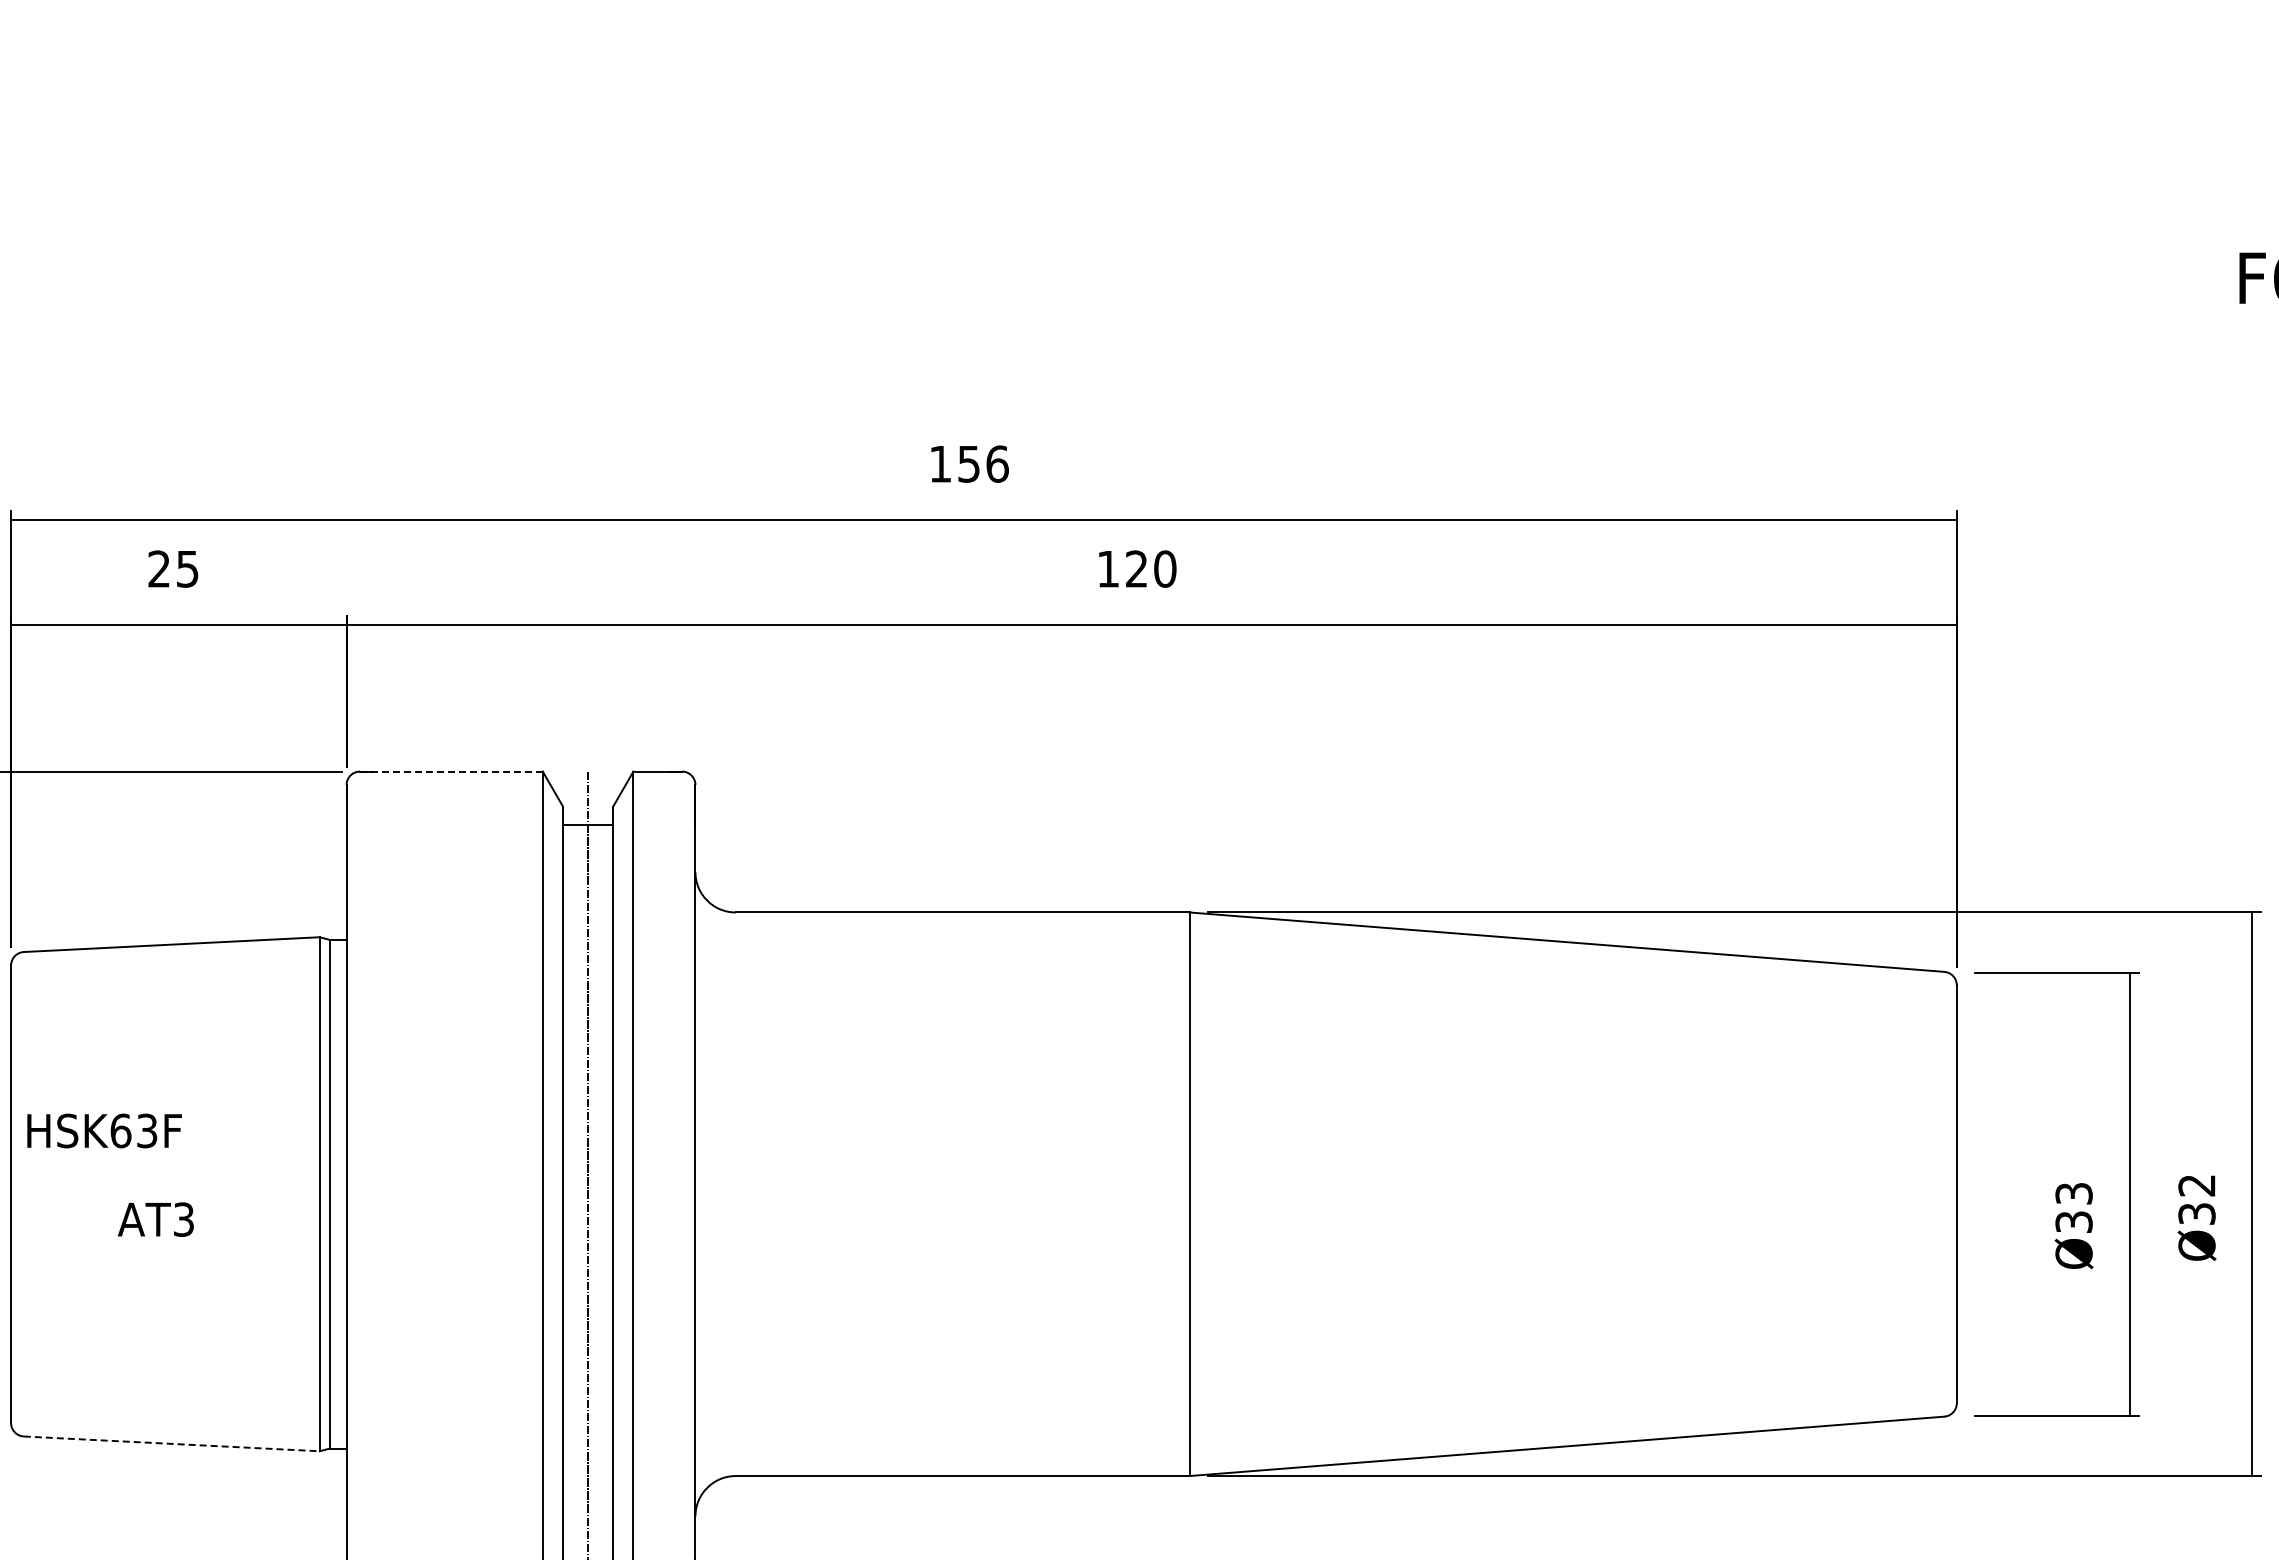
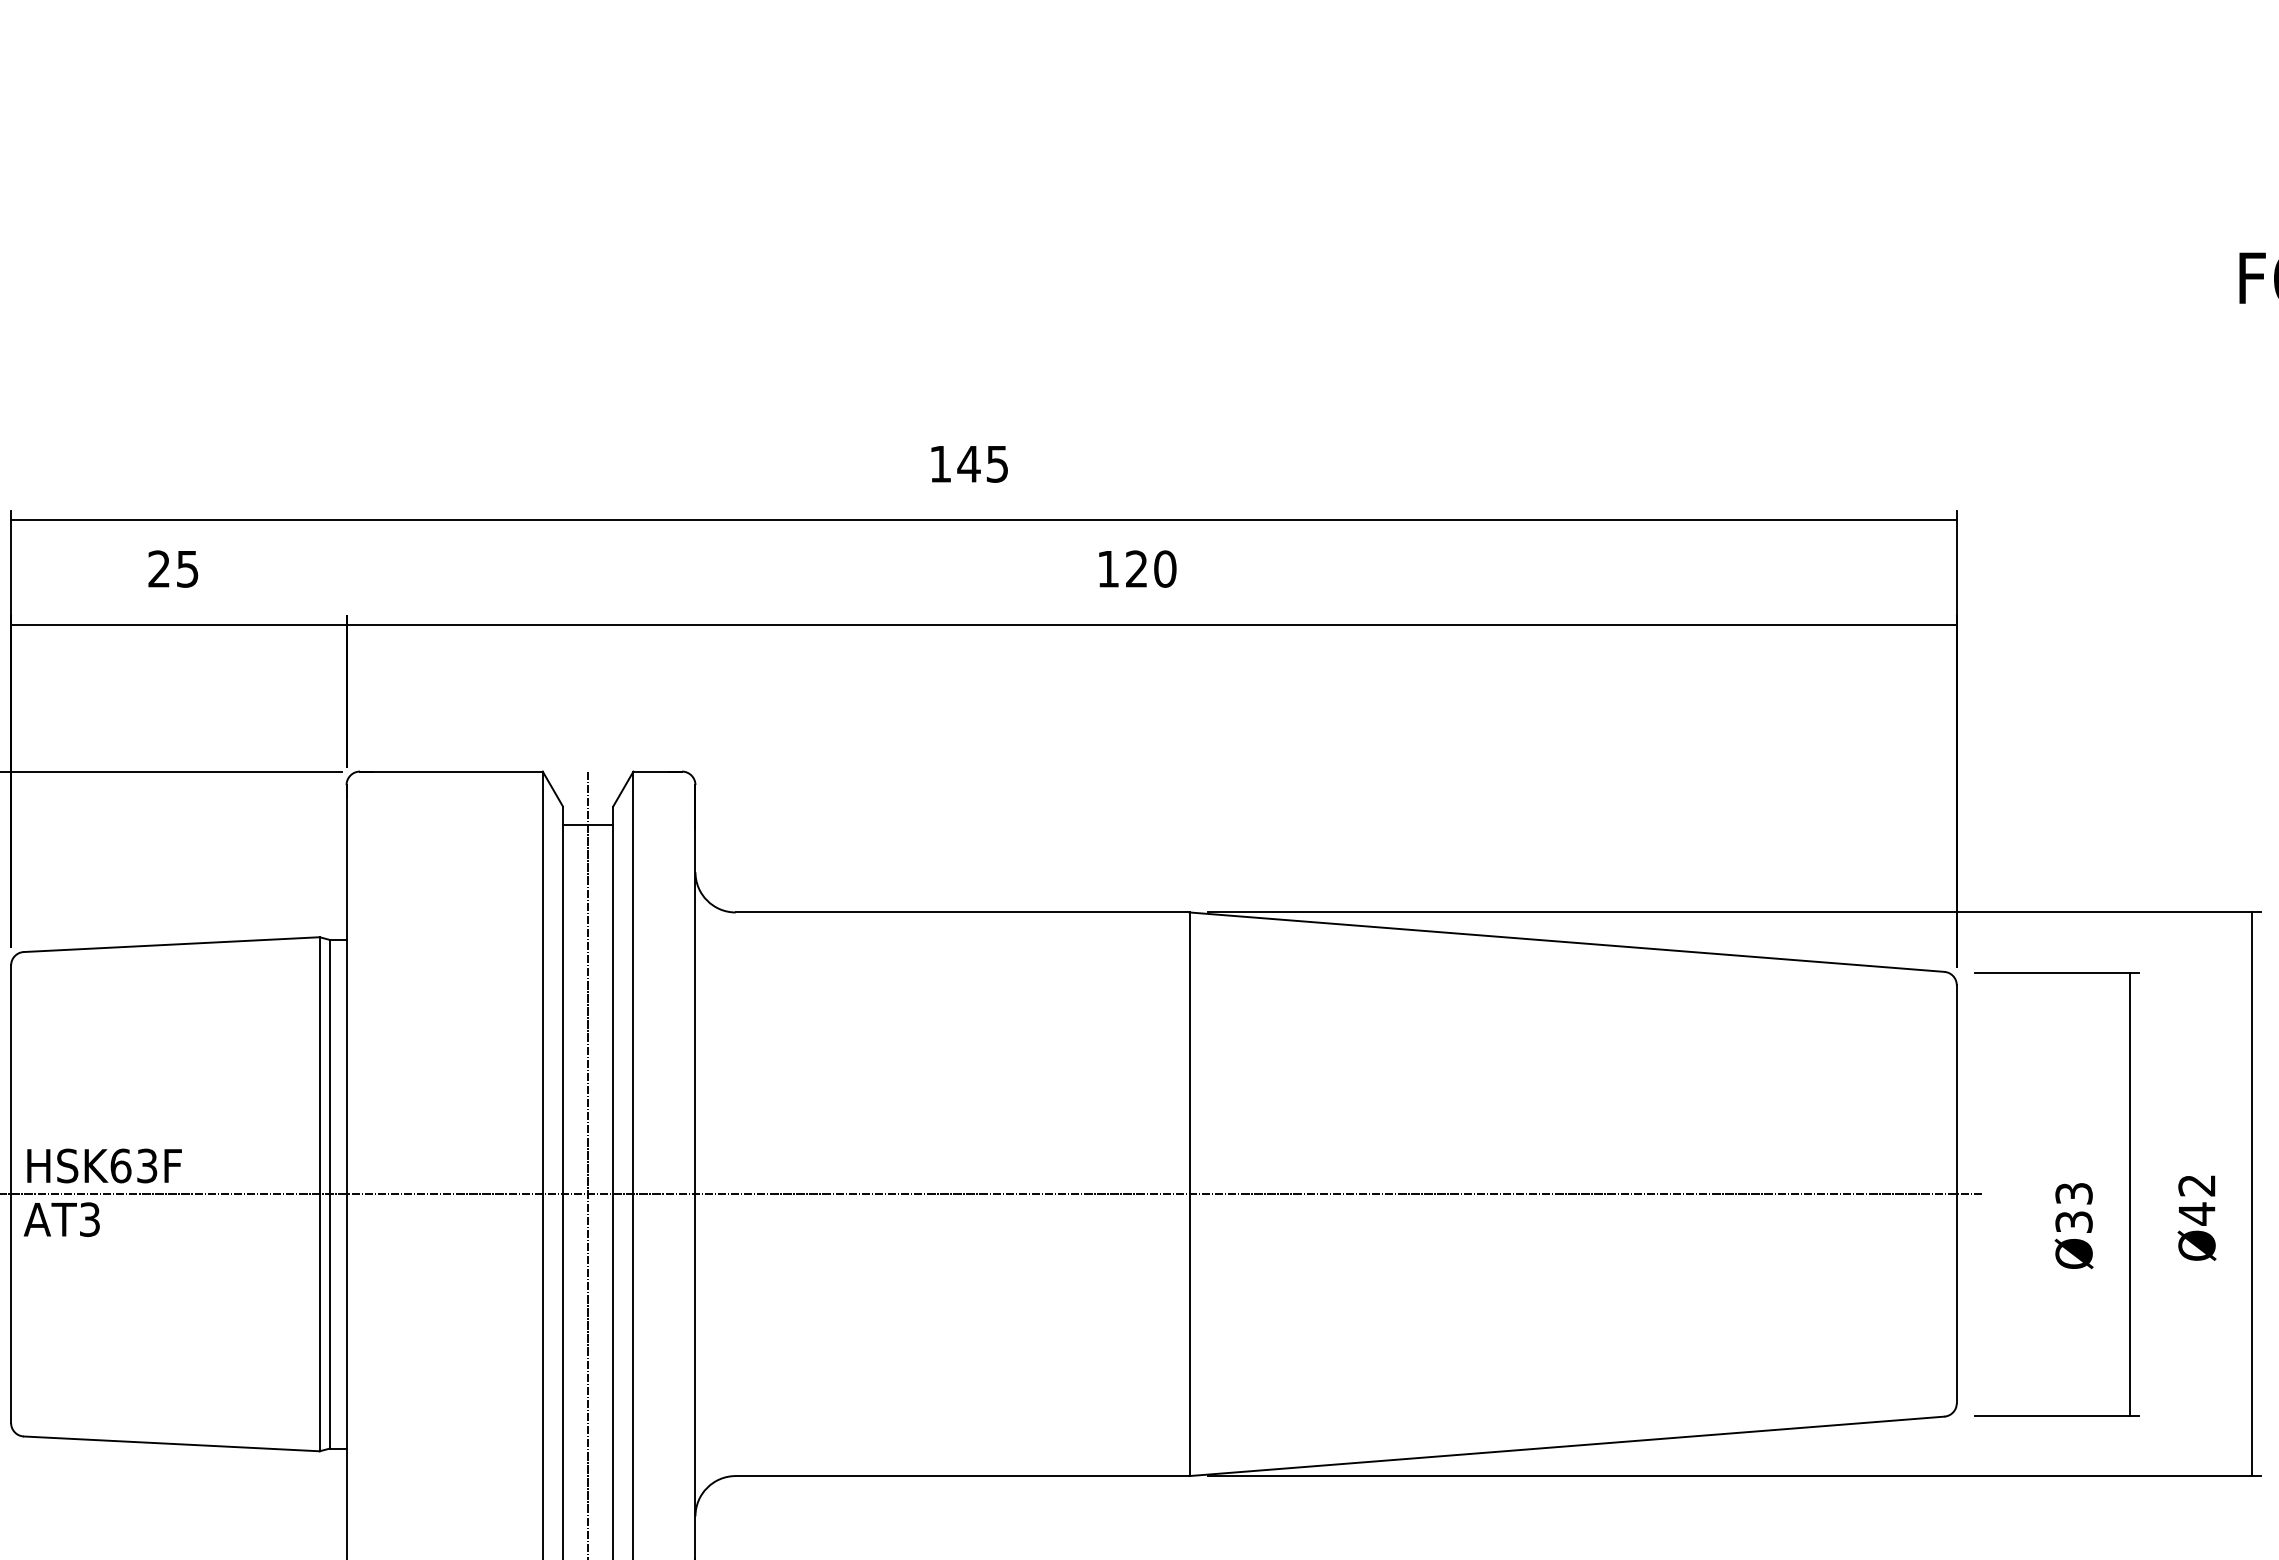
text: 156 -> 145 (982, 463)
line: dashed -> solid (451, 771)
text position: (104, 1130) -> (104, 1165) (104, 1165)
line: none -> present (992, 1194)
text: Ø32 -> Ø42 (2196, 1213)
text position: (155, 1219) -> (61, 1219) (61, 1219)
line: dashed -> solid (172, 1443)
